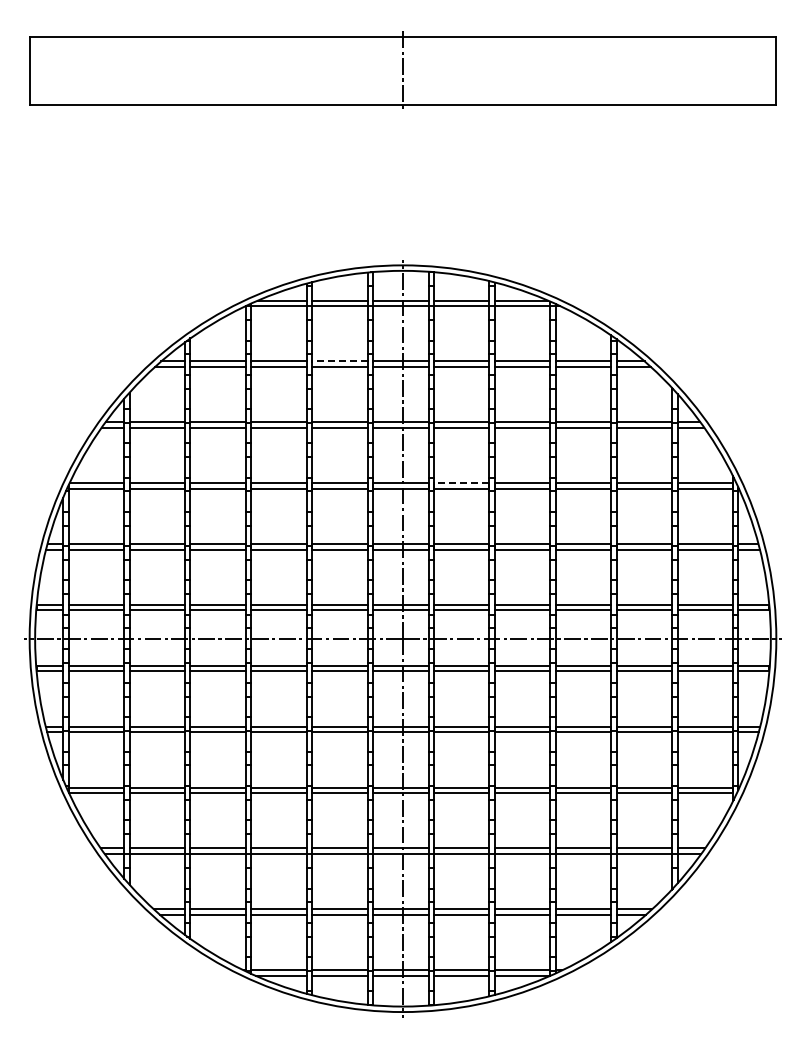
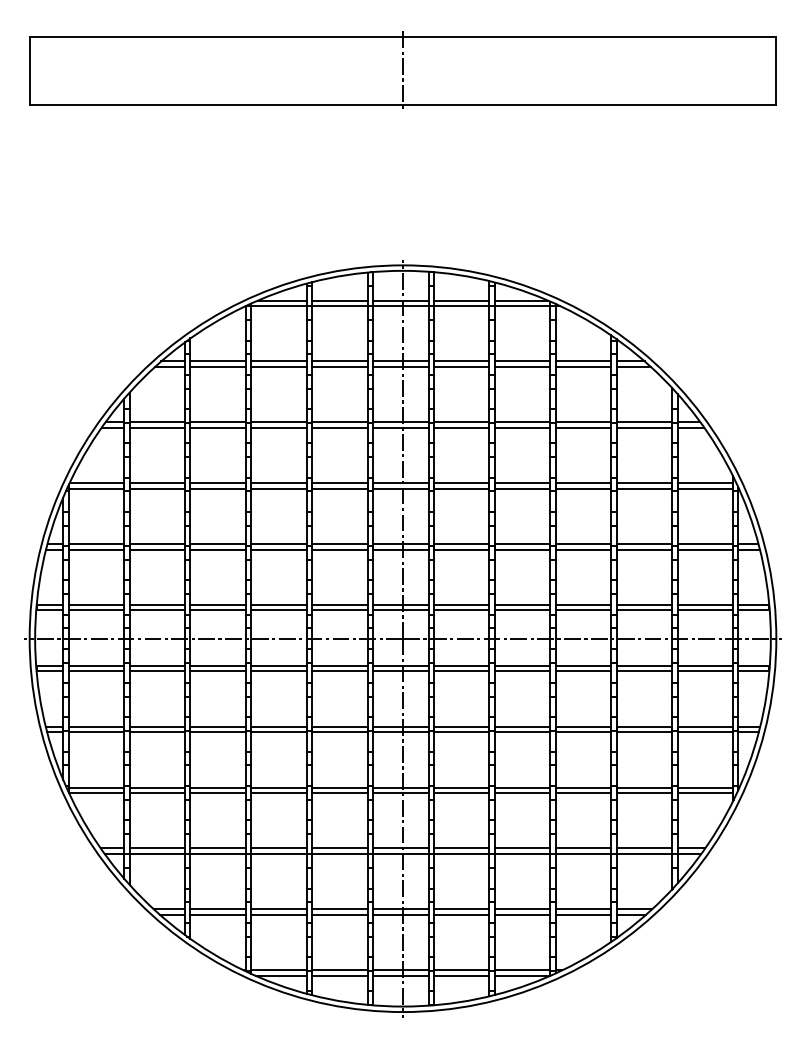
line: dashed -> solid (339, 361)
line: dashed -> solid (461, 483)
